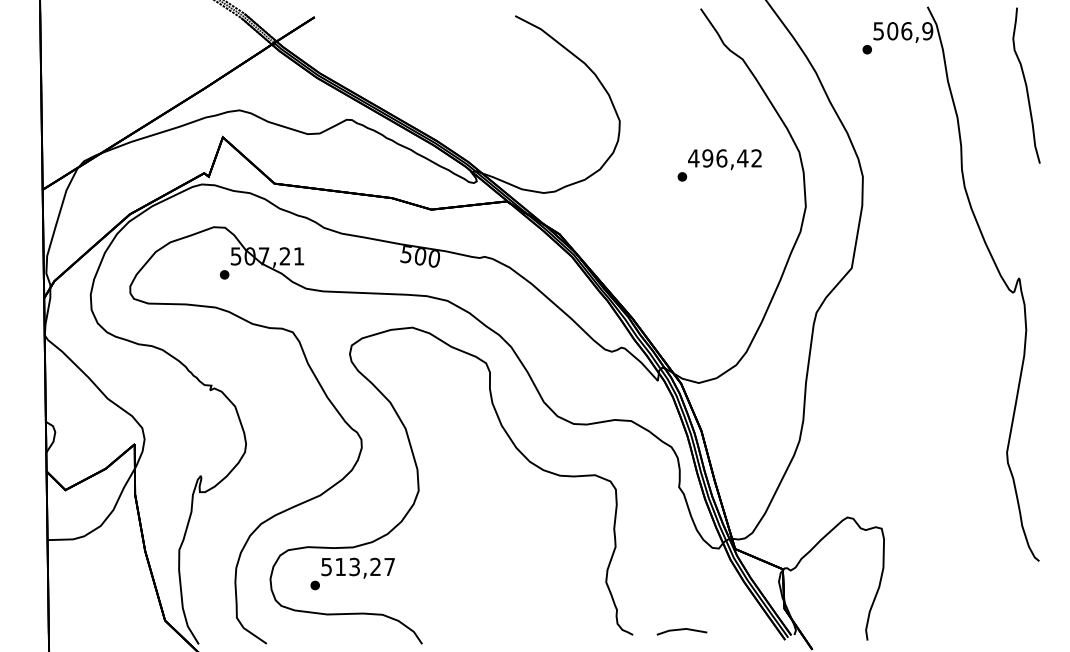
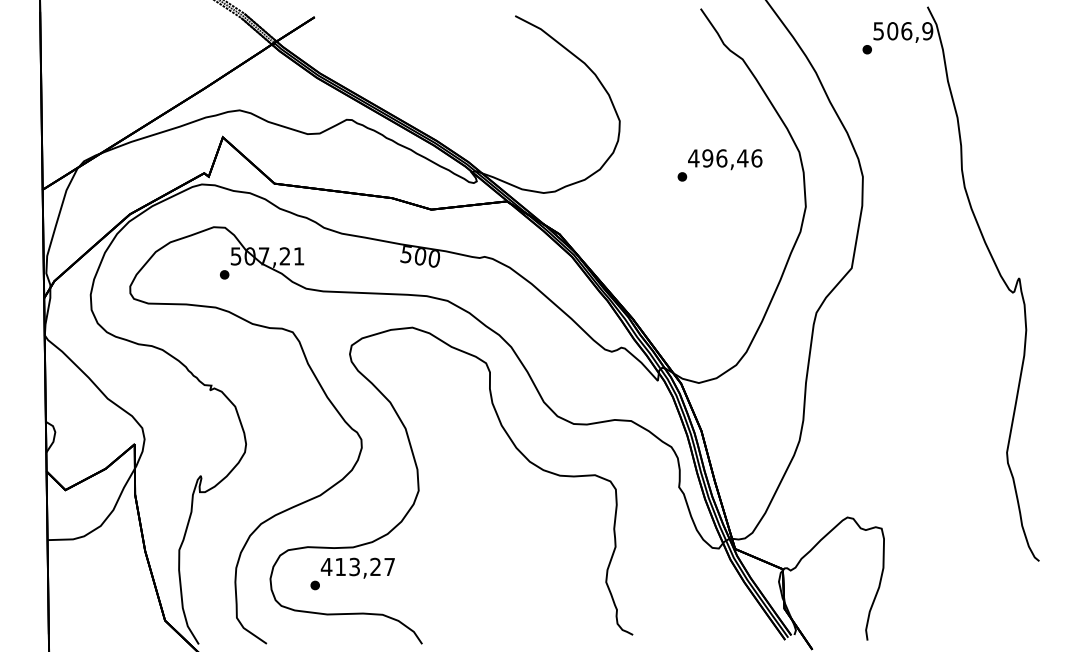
curve: present -> none (1026, 85)
text: 496,42 -> 496,46 (756, 158)
text: 513,27 -> 413,27 (326, 567)
line: present -> none (681, 630)
